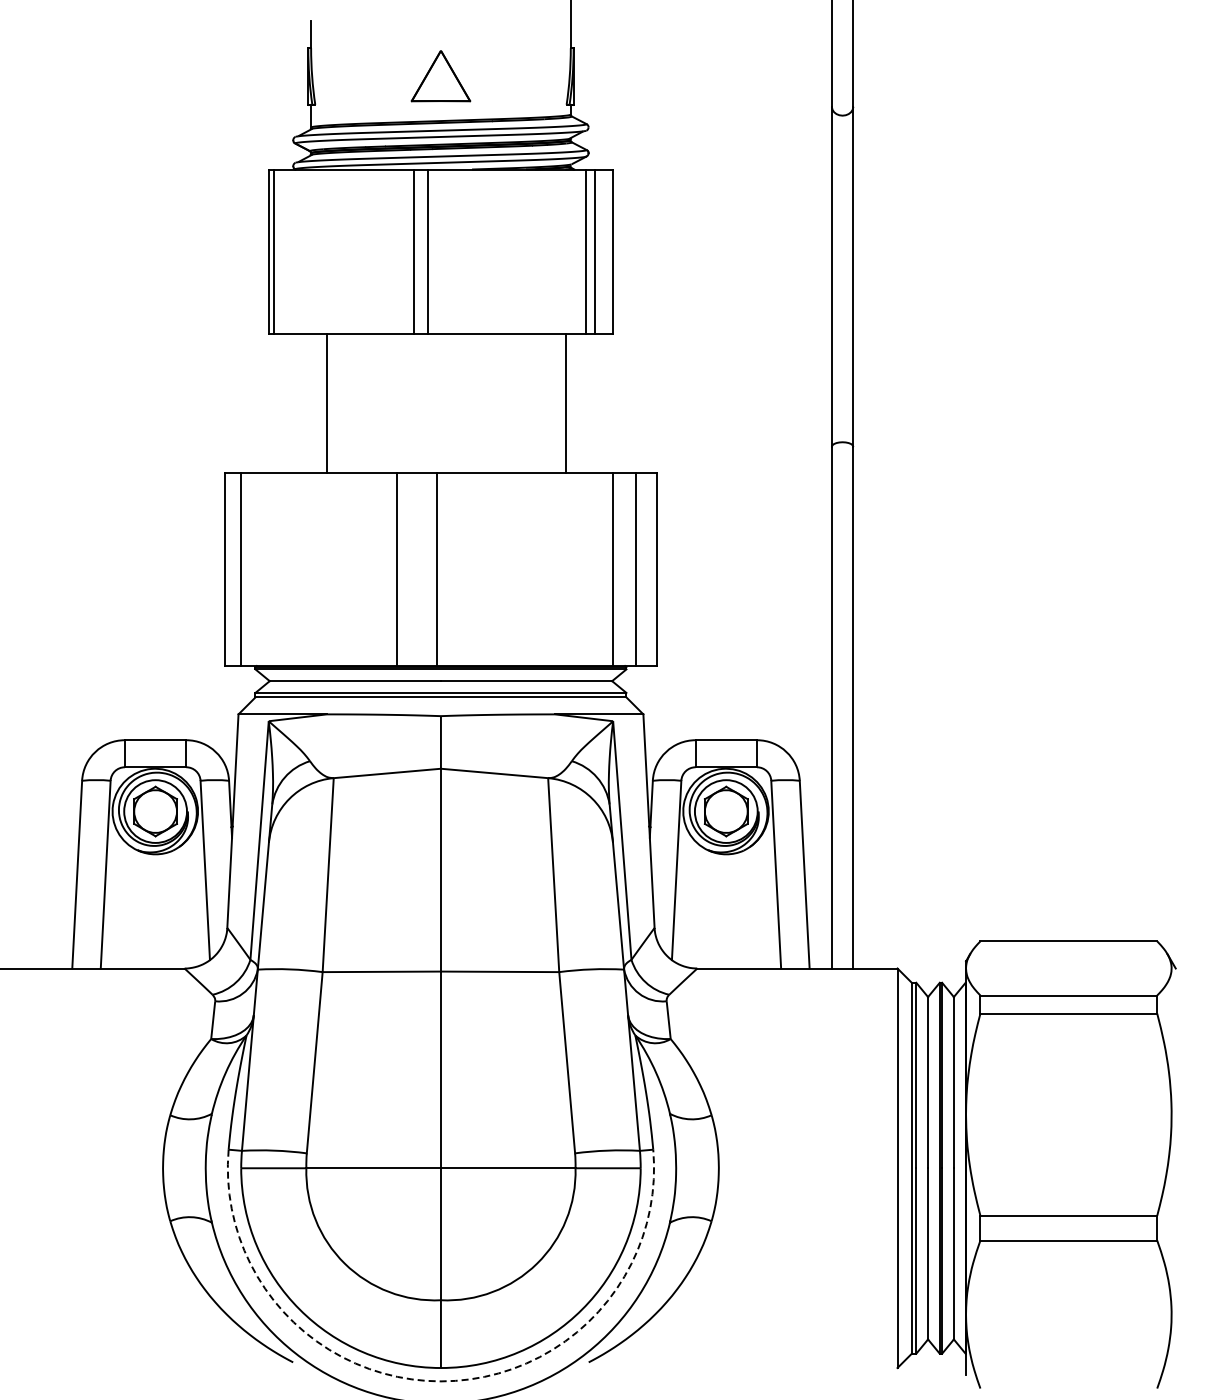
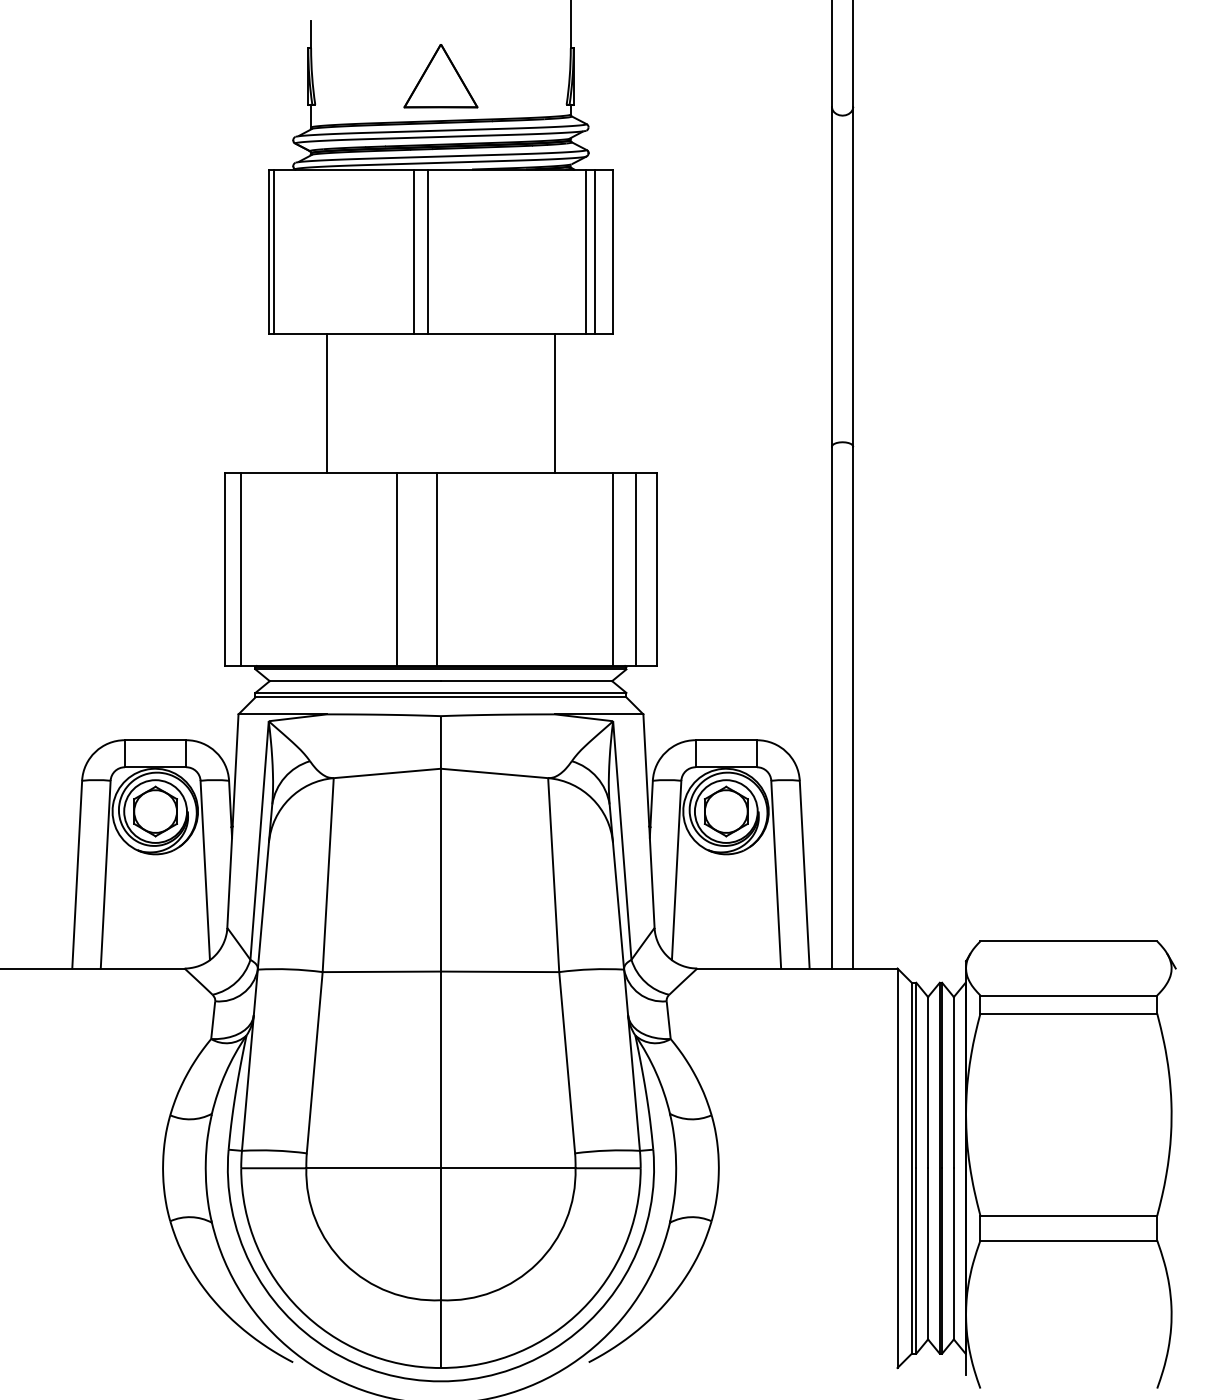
part size: 62x53 px -> 76x65 px (440, 76)
line position: (566, 403) -> (555, 403) (555, 403)
arc: dashed -> solid (440, 1381)
